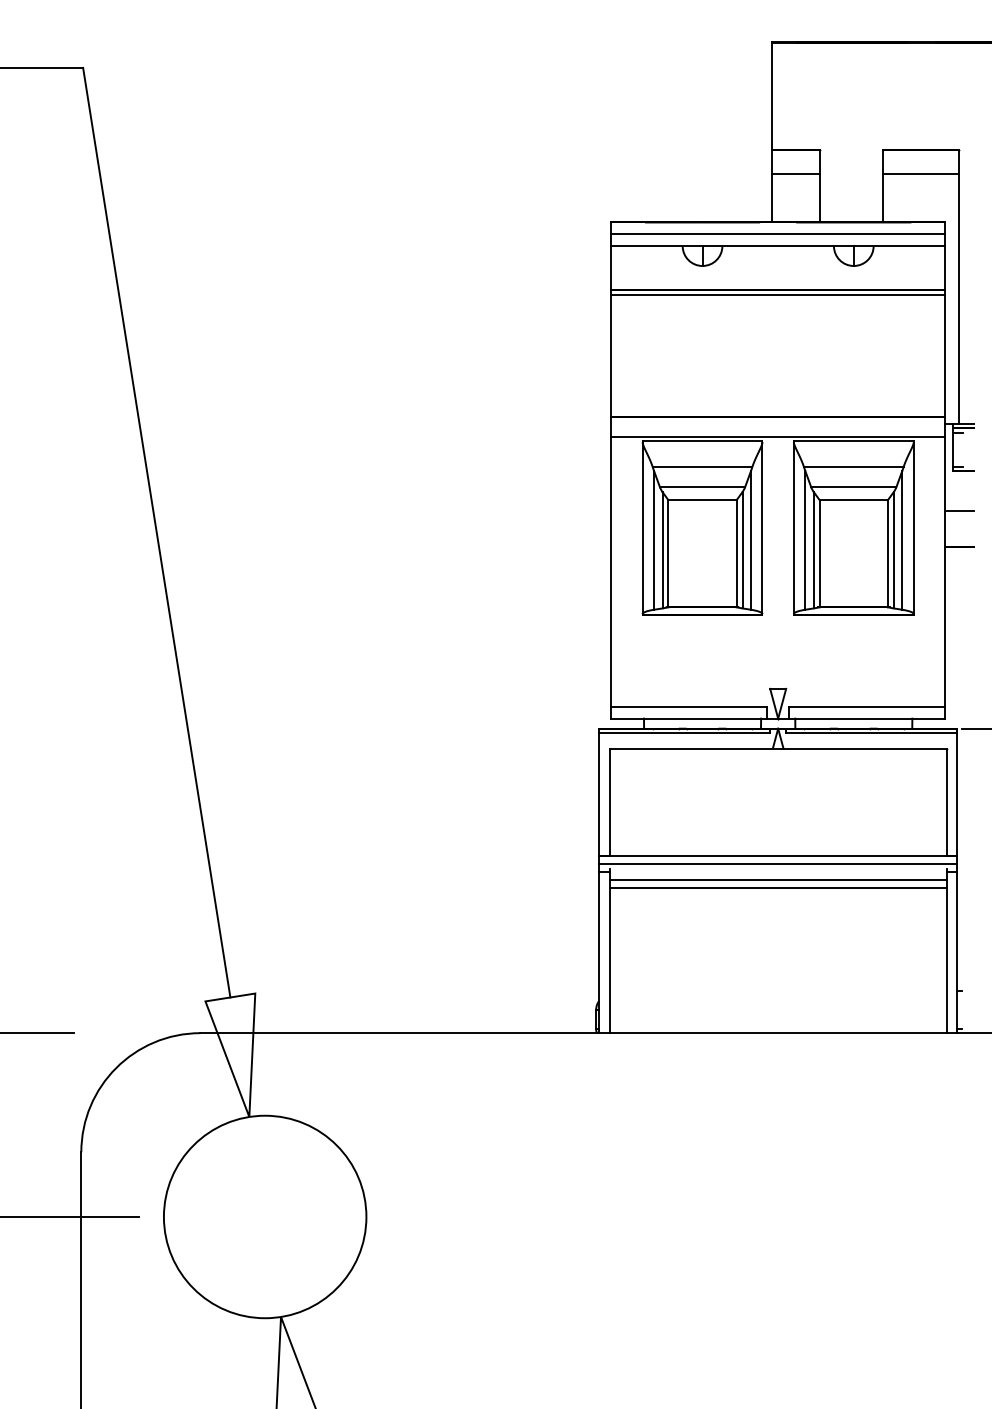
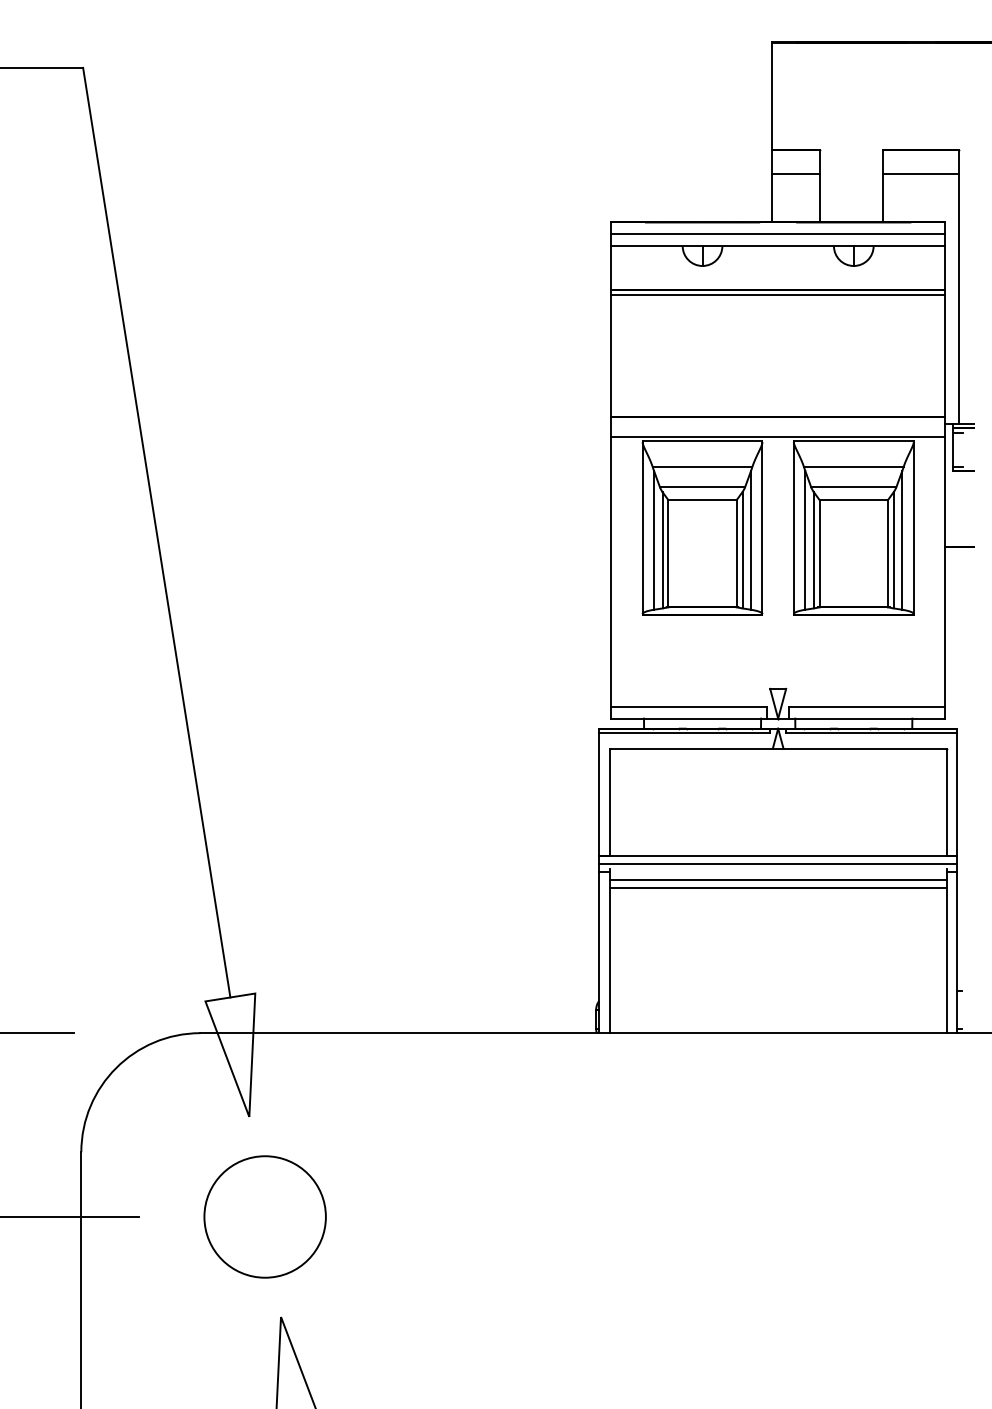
line: present -> none (959, 511)
line: present -> none (975, 728)
circle diameter: 202 px -> 121 px (264, 1216)
